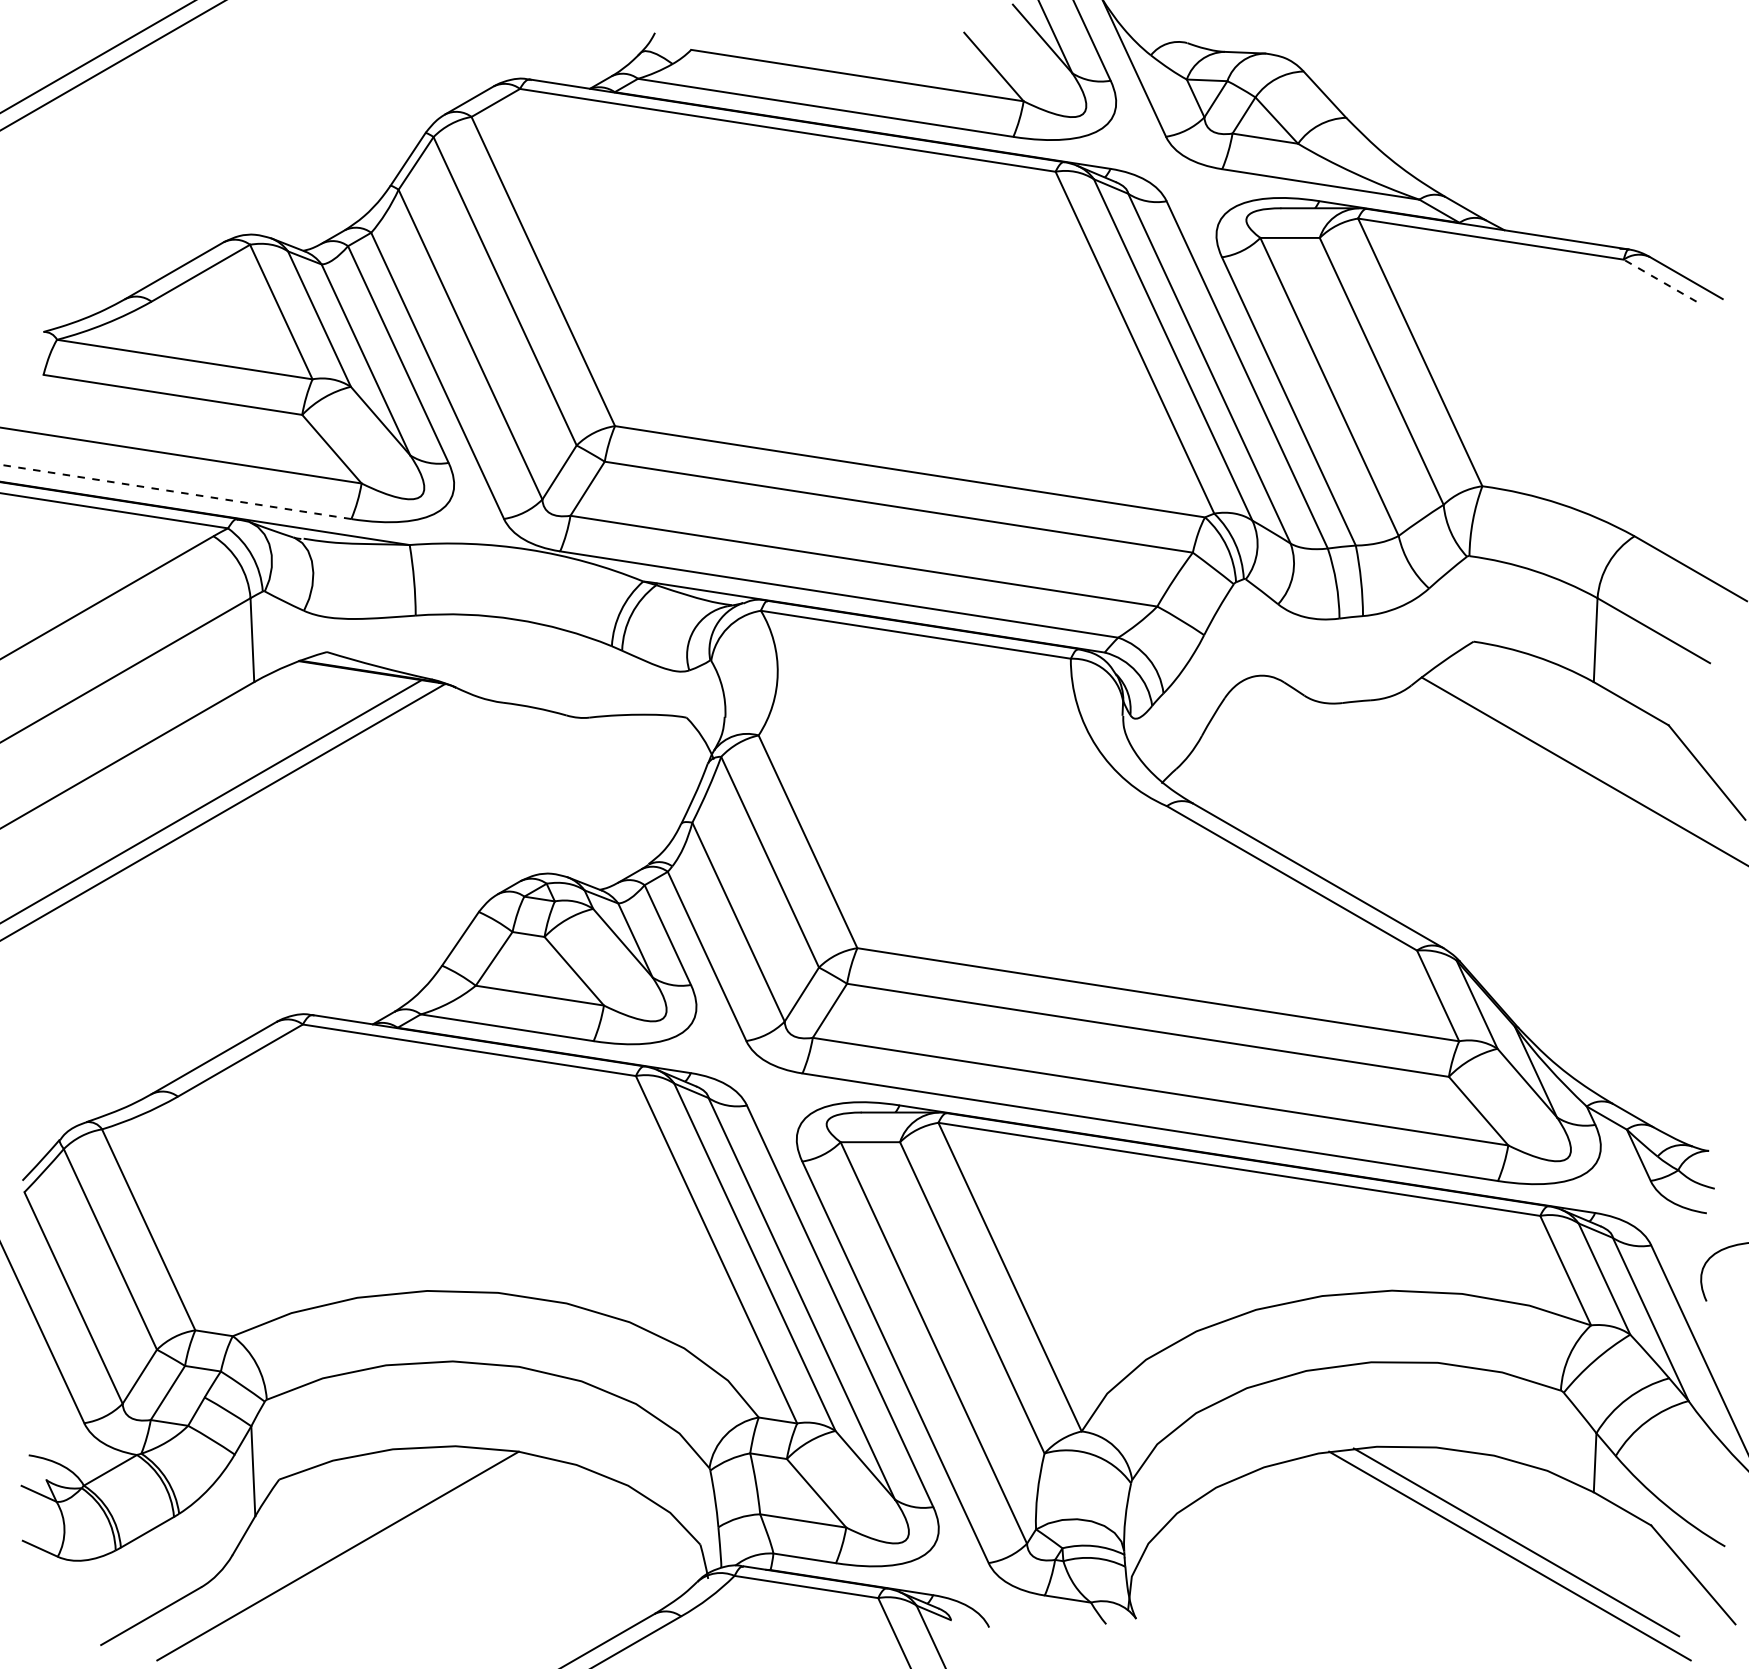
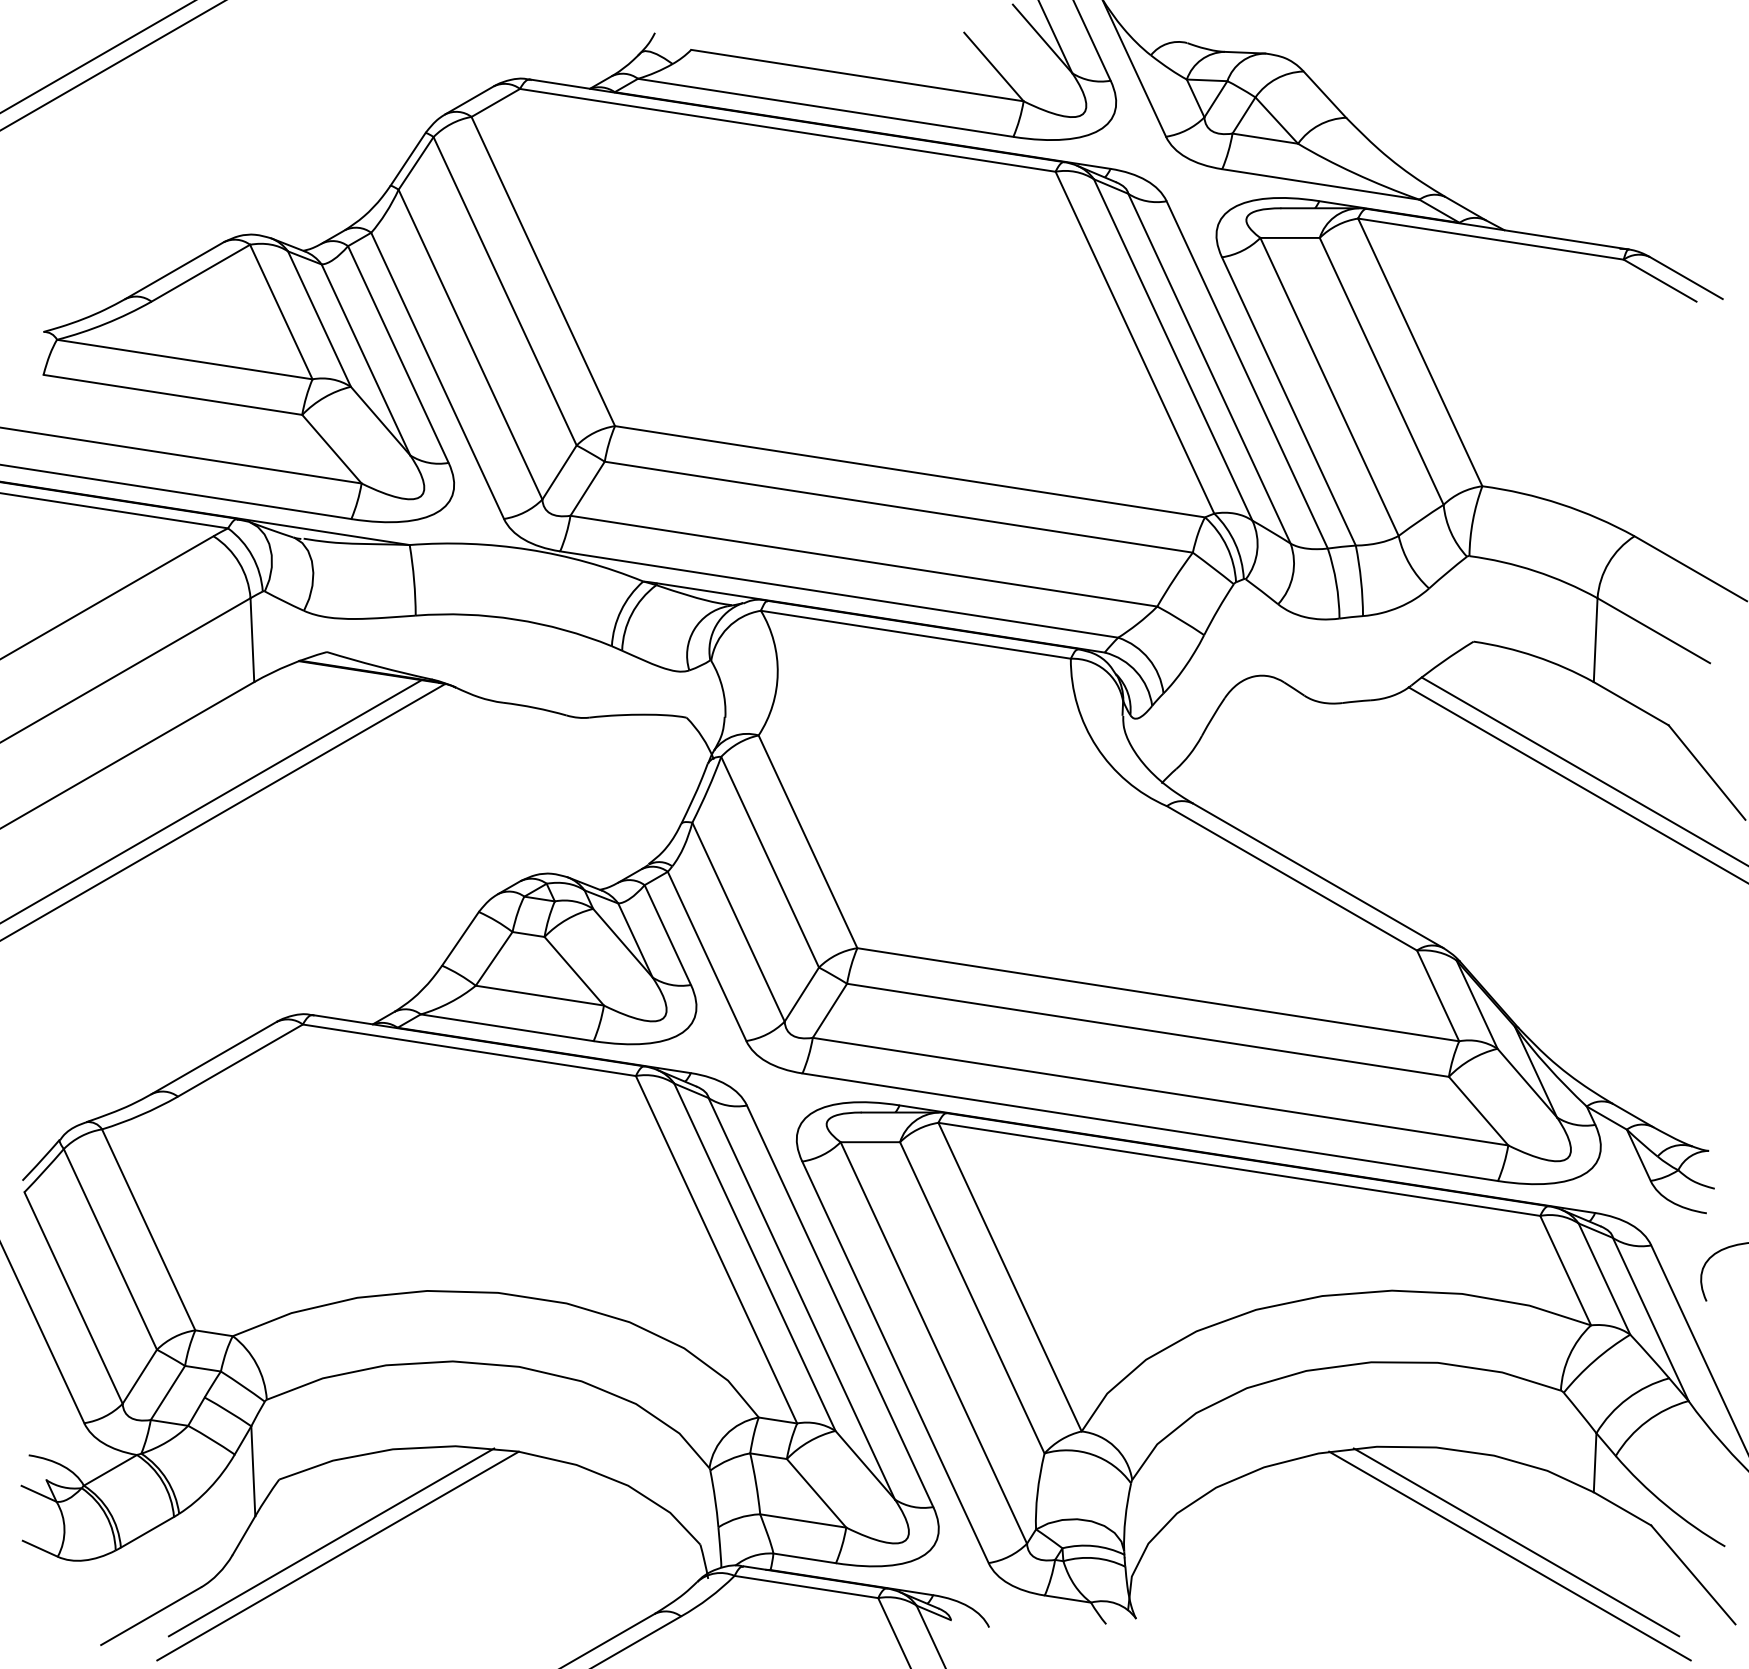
line: dashed -> solid (1659, 280)
line: dashed -> solid (175, 491)
line: none -> present (1576, 784)
line: none -> present (331, 1542)
